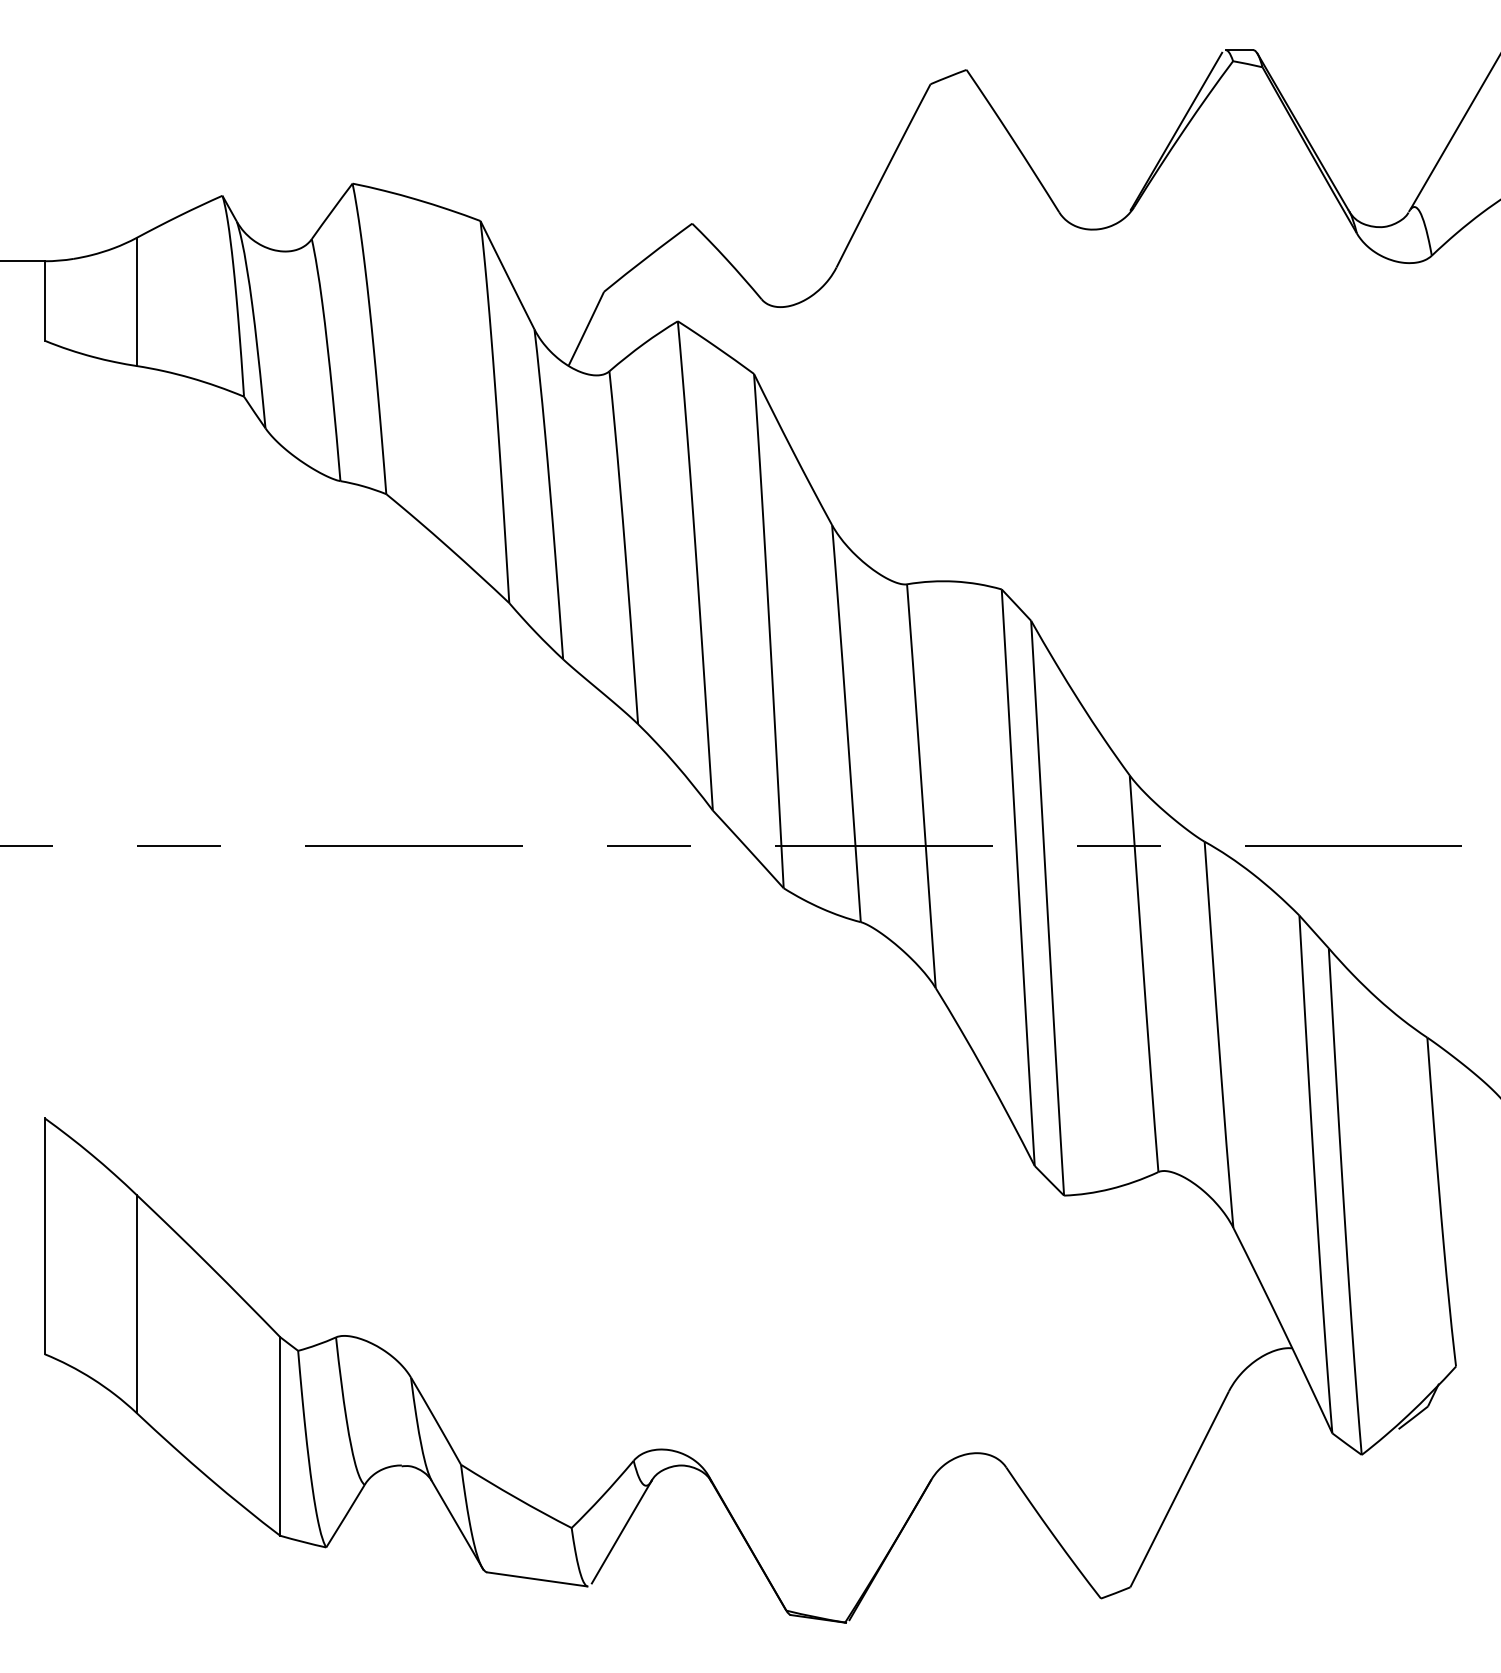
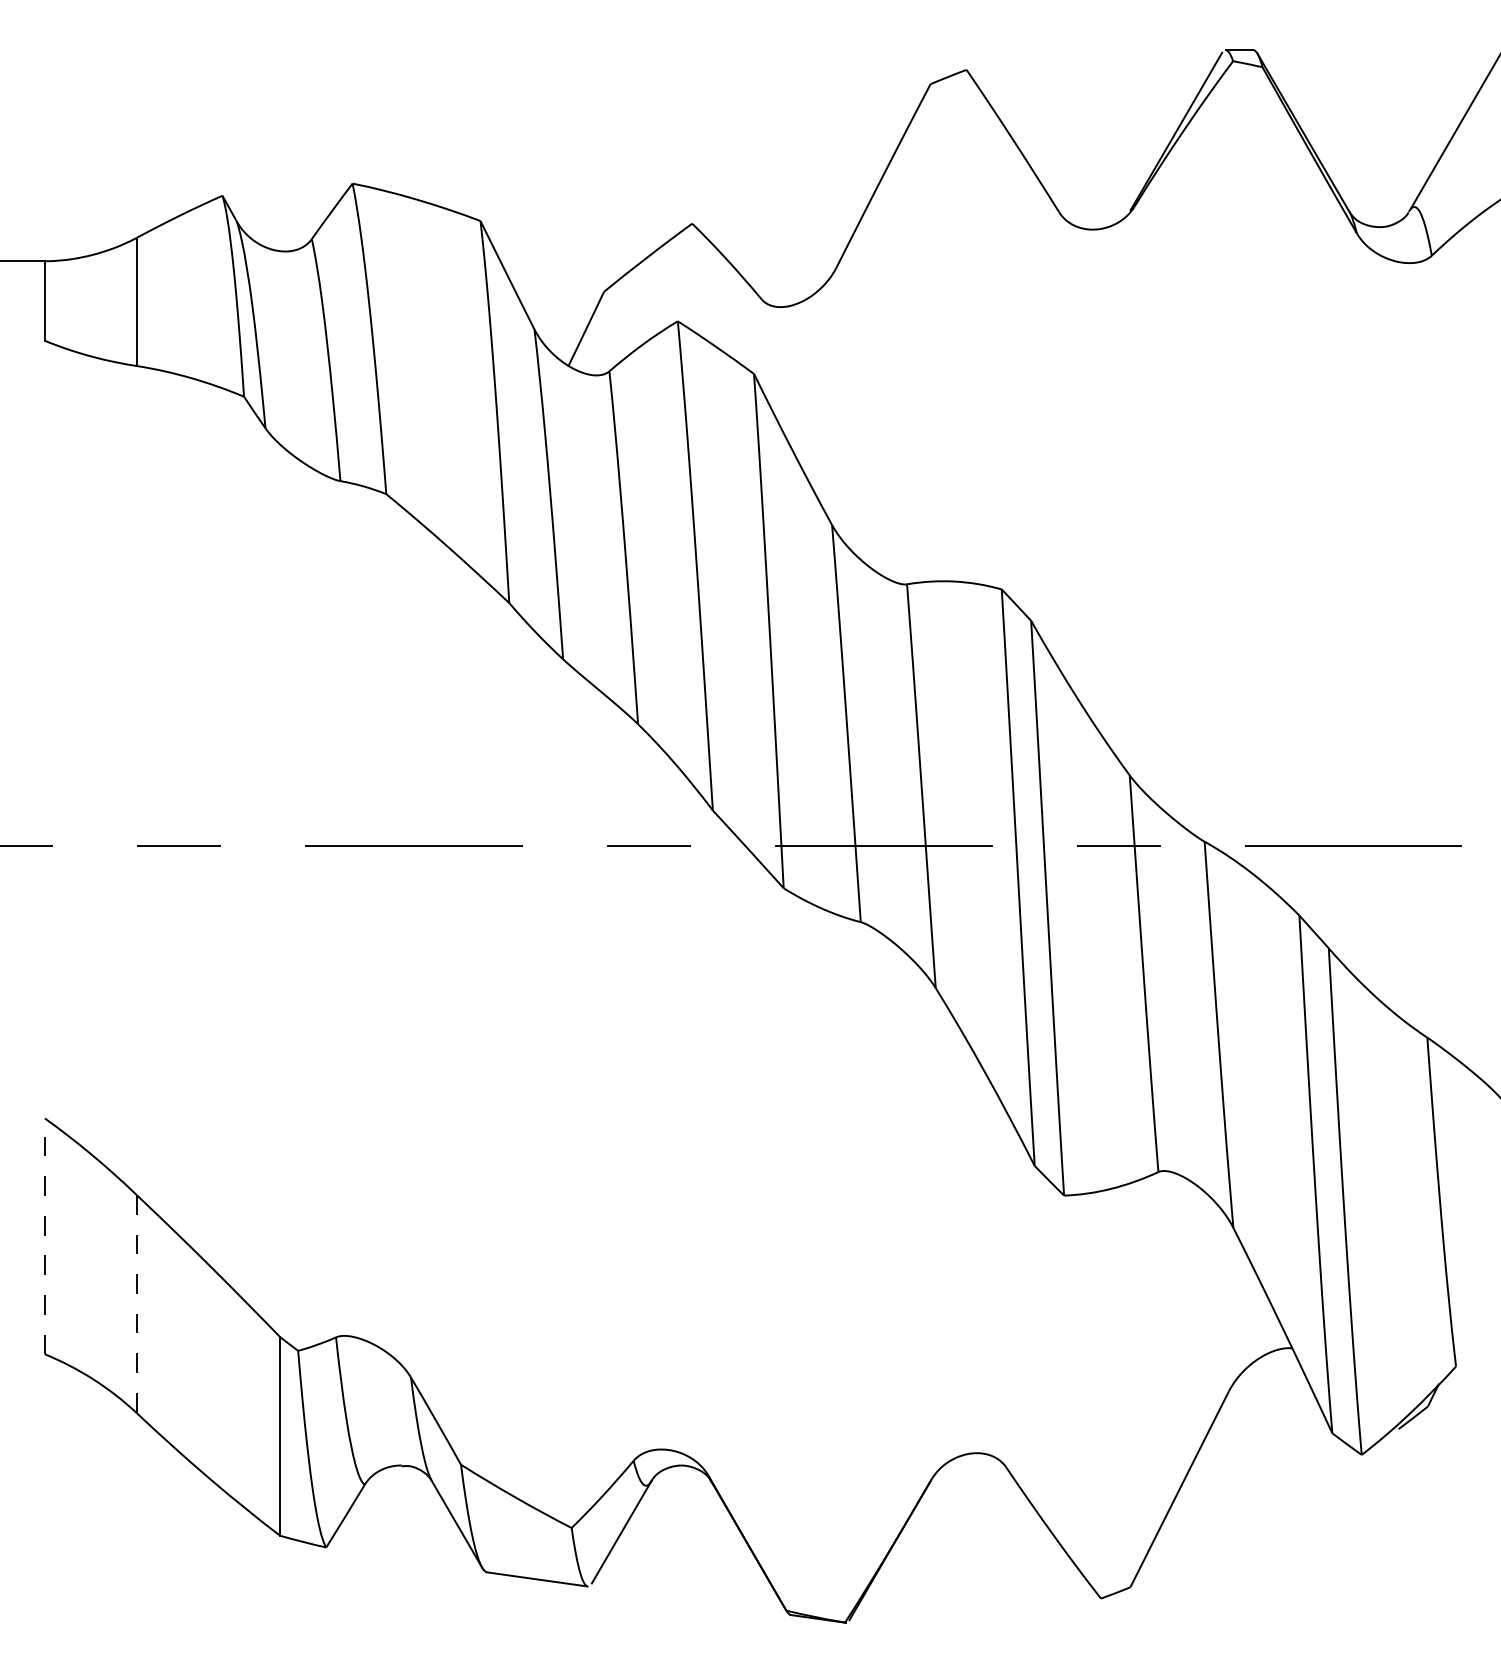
line: solid -> dashed (44, 1236)
line: solid -> dashed (136, 1304)
